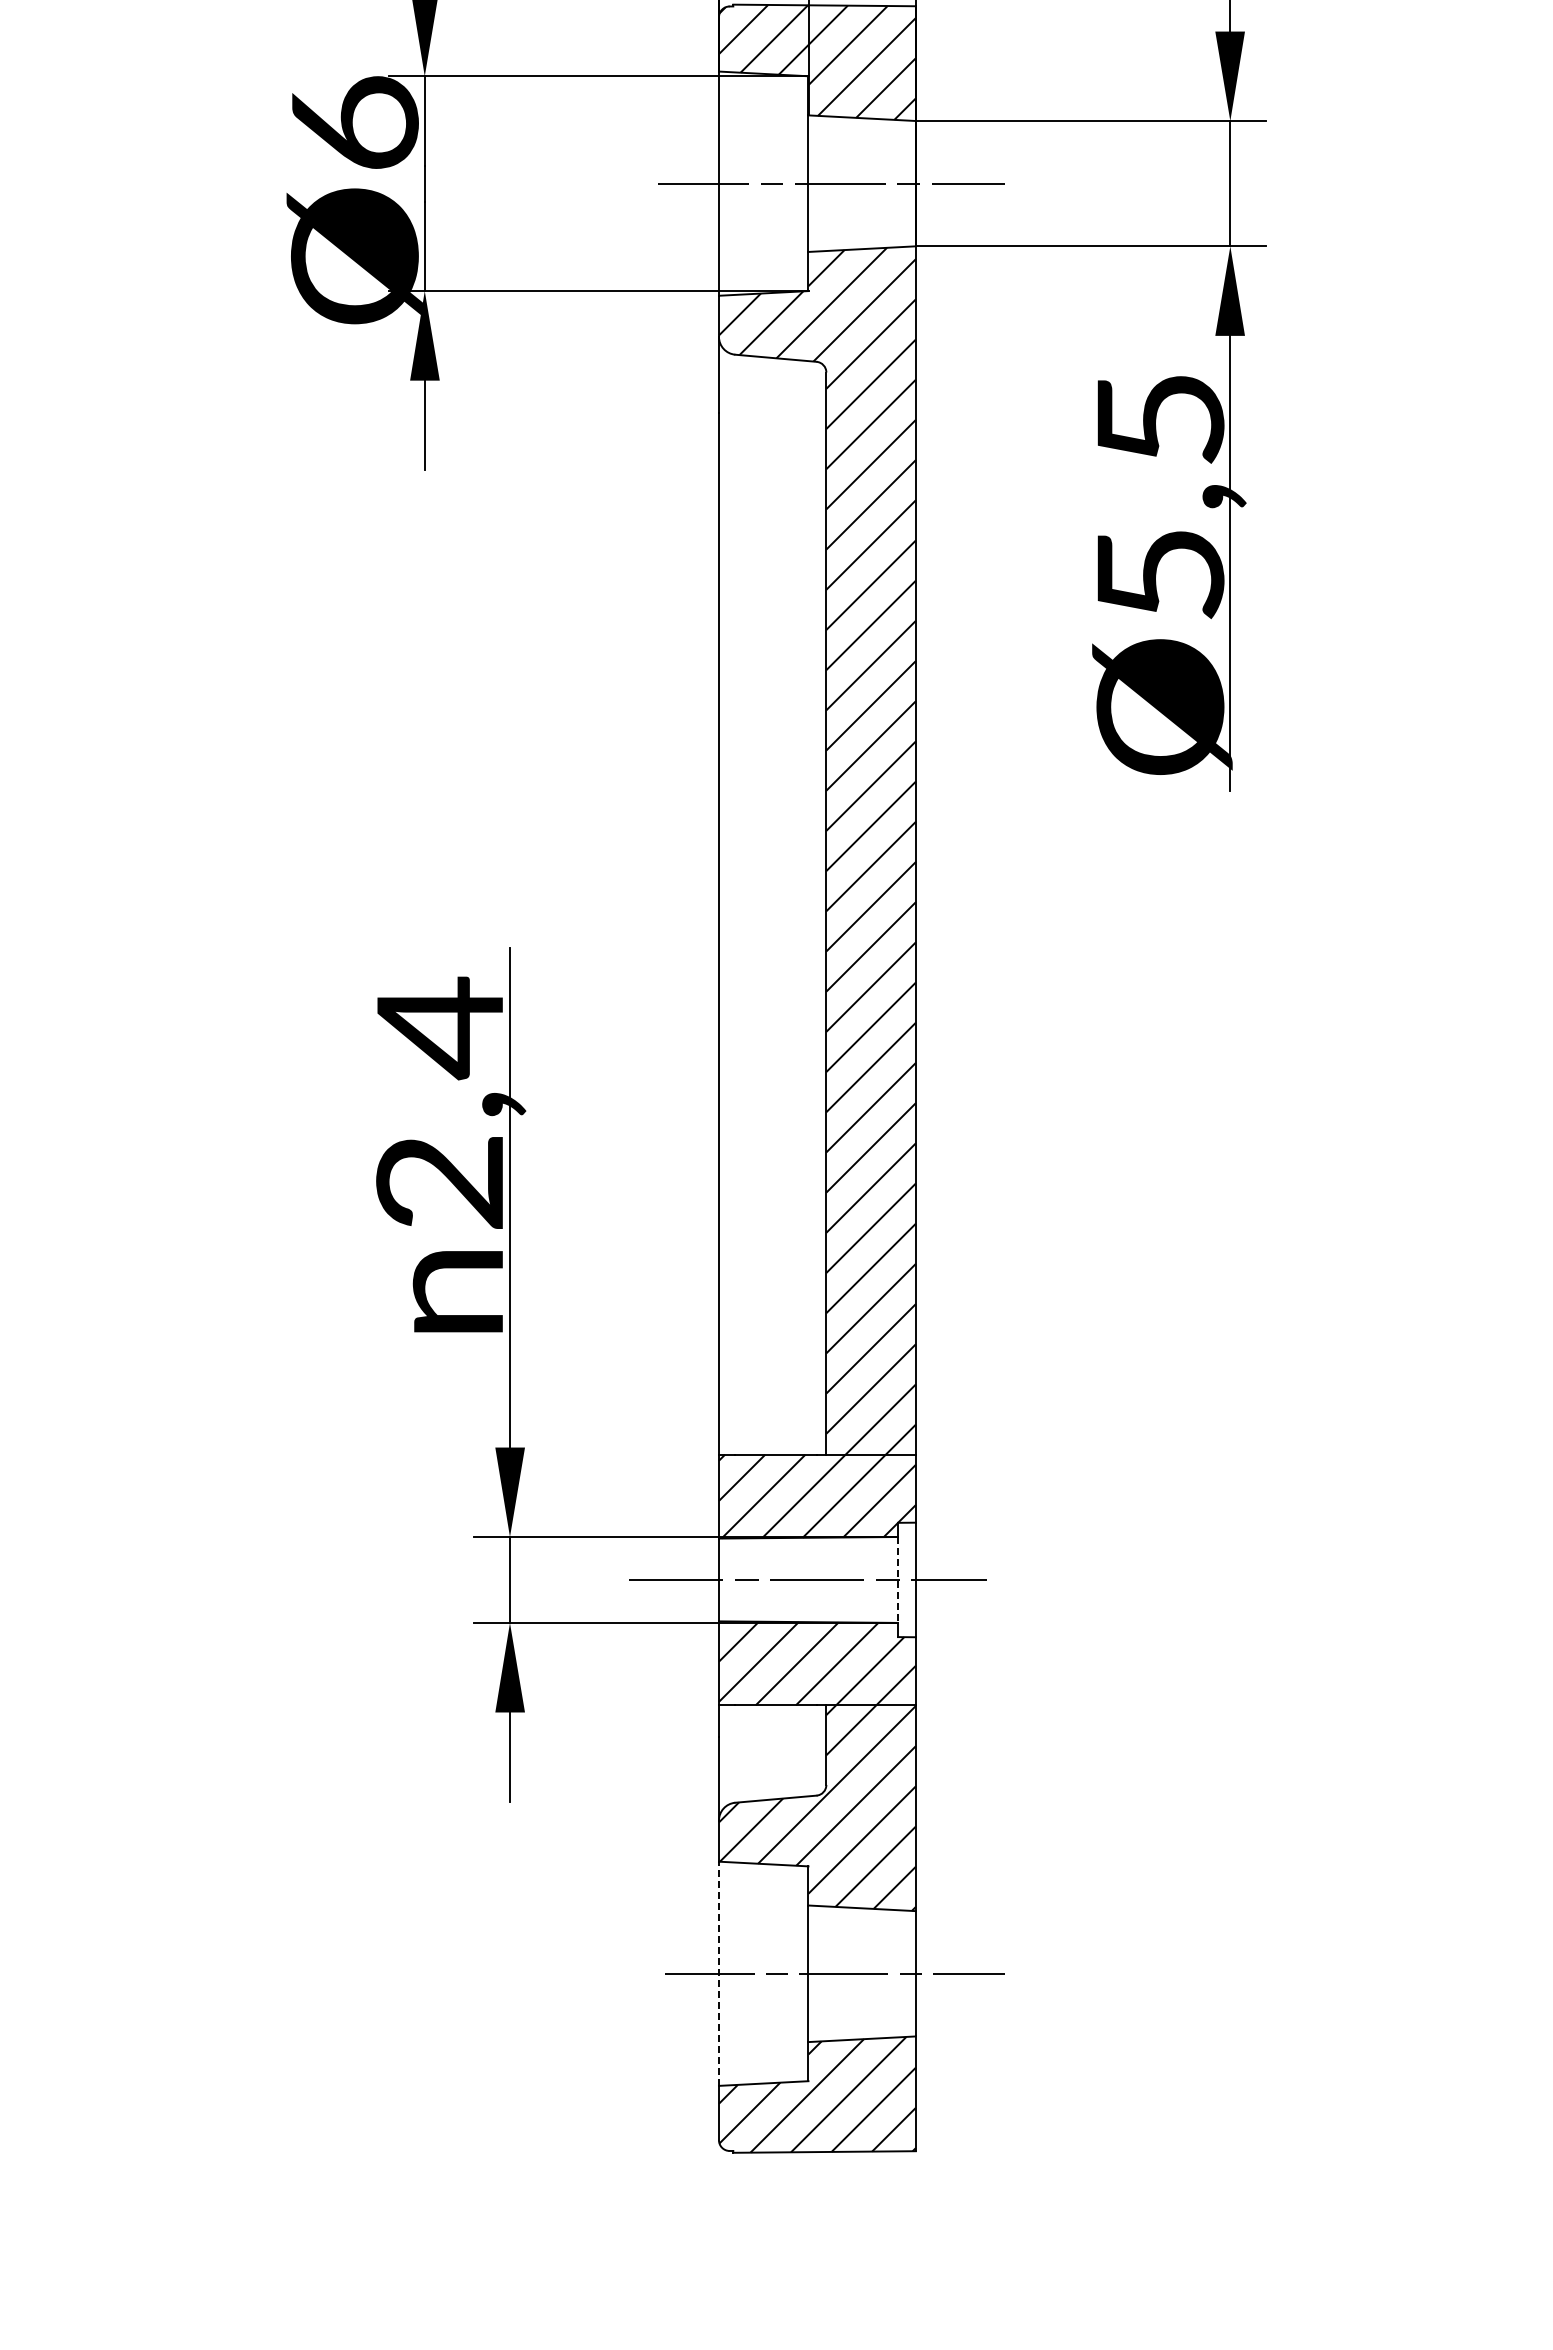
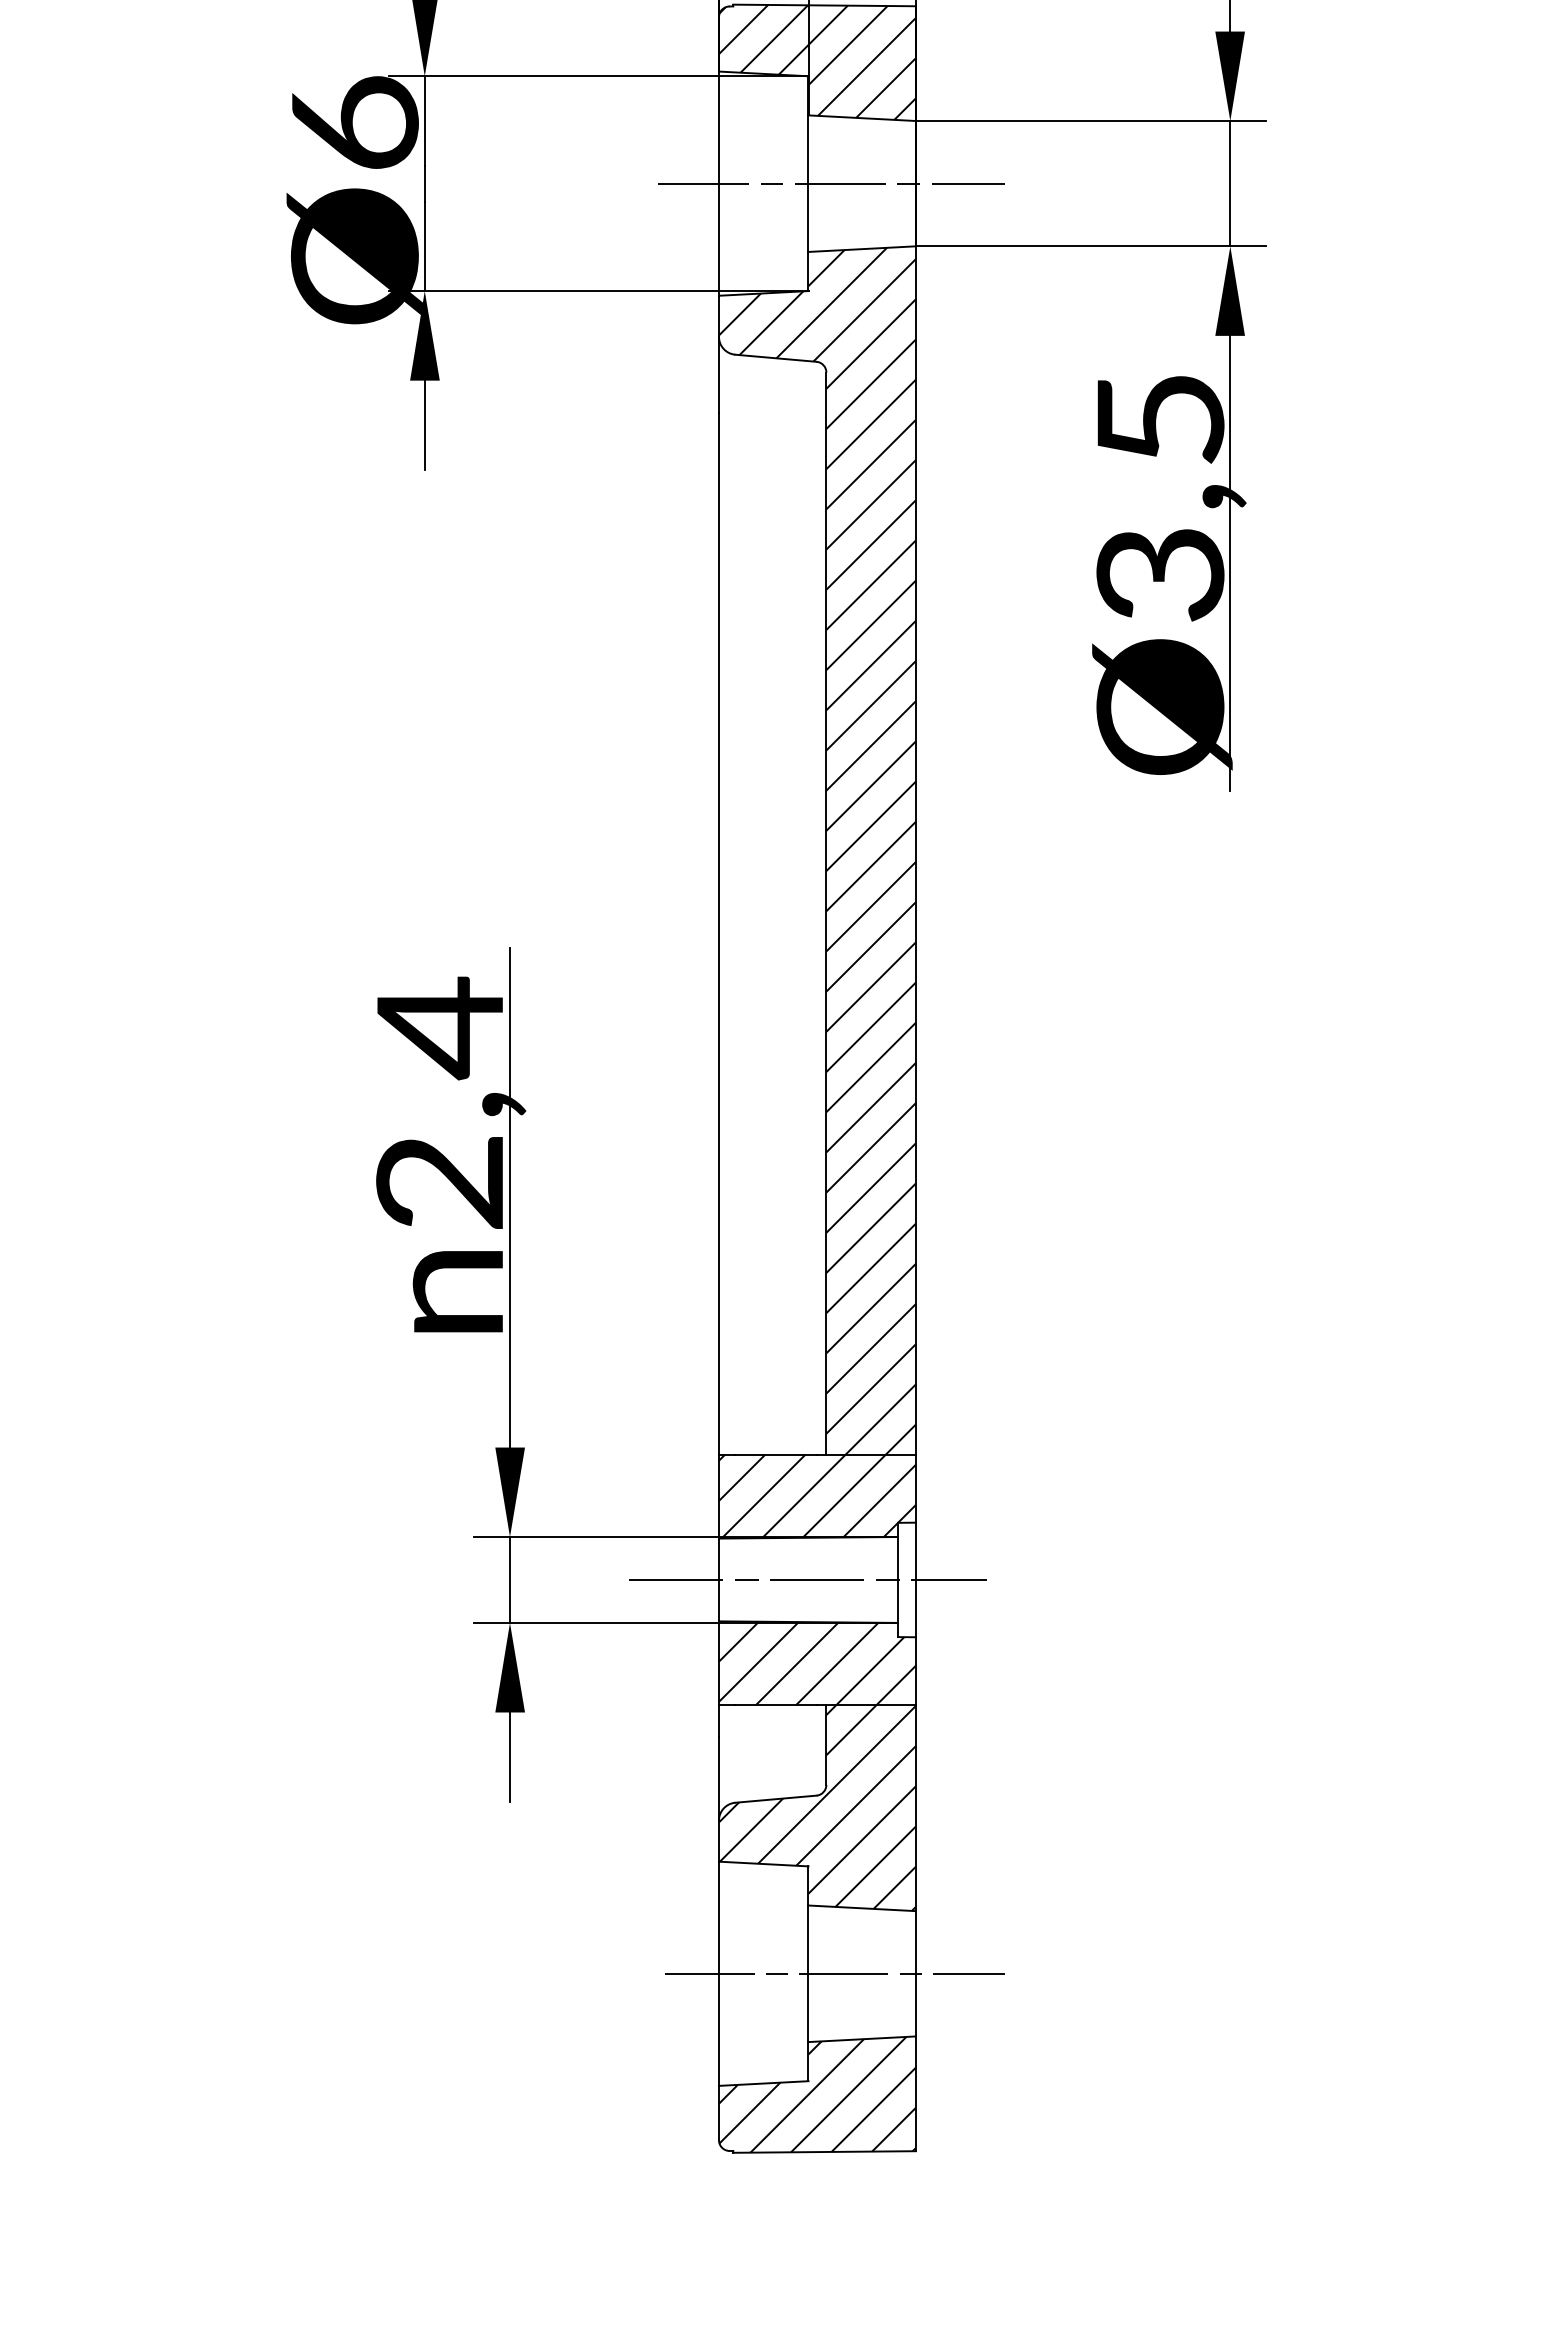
text: Ø5,5 -> Ø3,5 (1160, 575)
line: dashed -> solid (897, 1579)
line: dashed -> solid (718, 1973)
